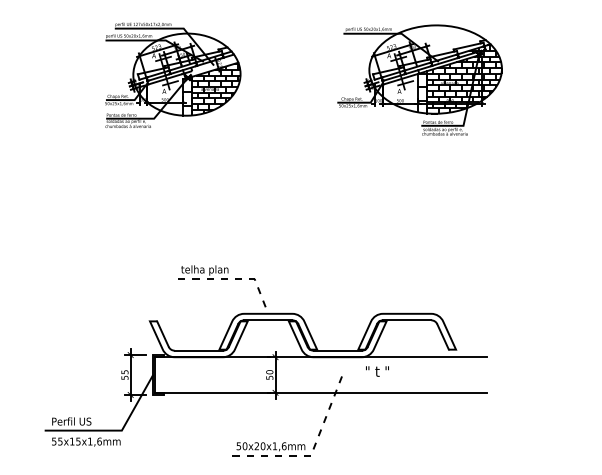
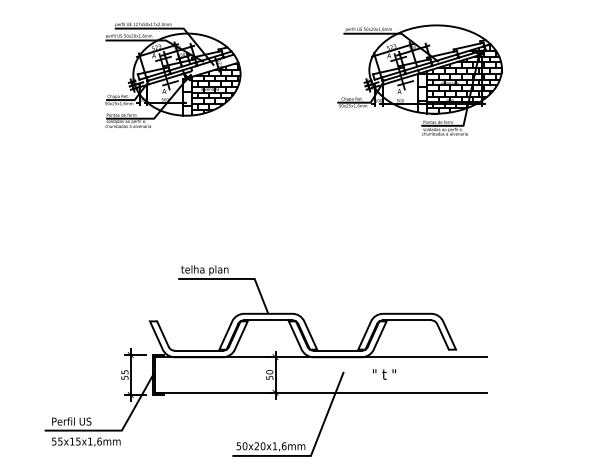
line: dashed -> solid (235, 278)
text position: (377, 371) -> (384, 374) (384, 374)
line: dashed -> solid (313, 450)
